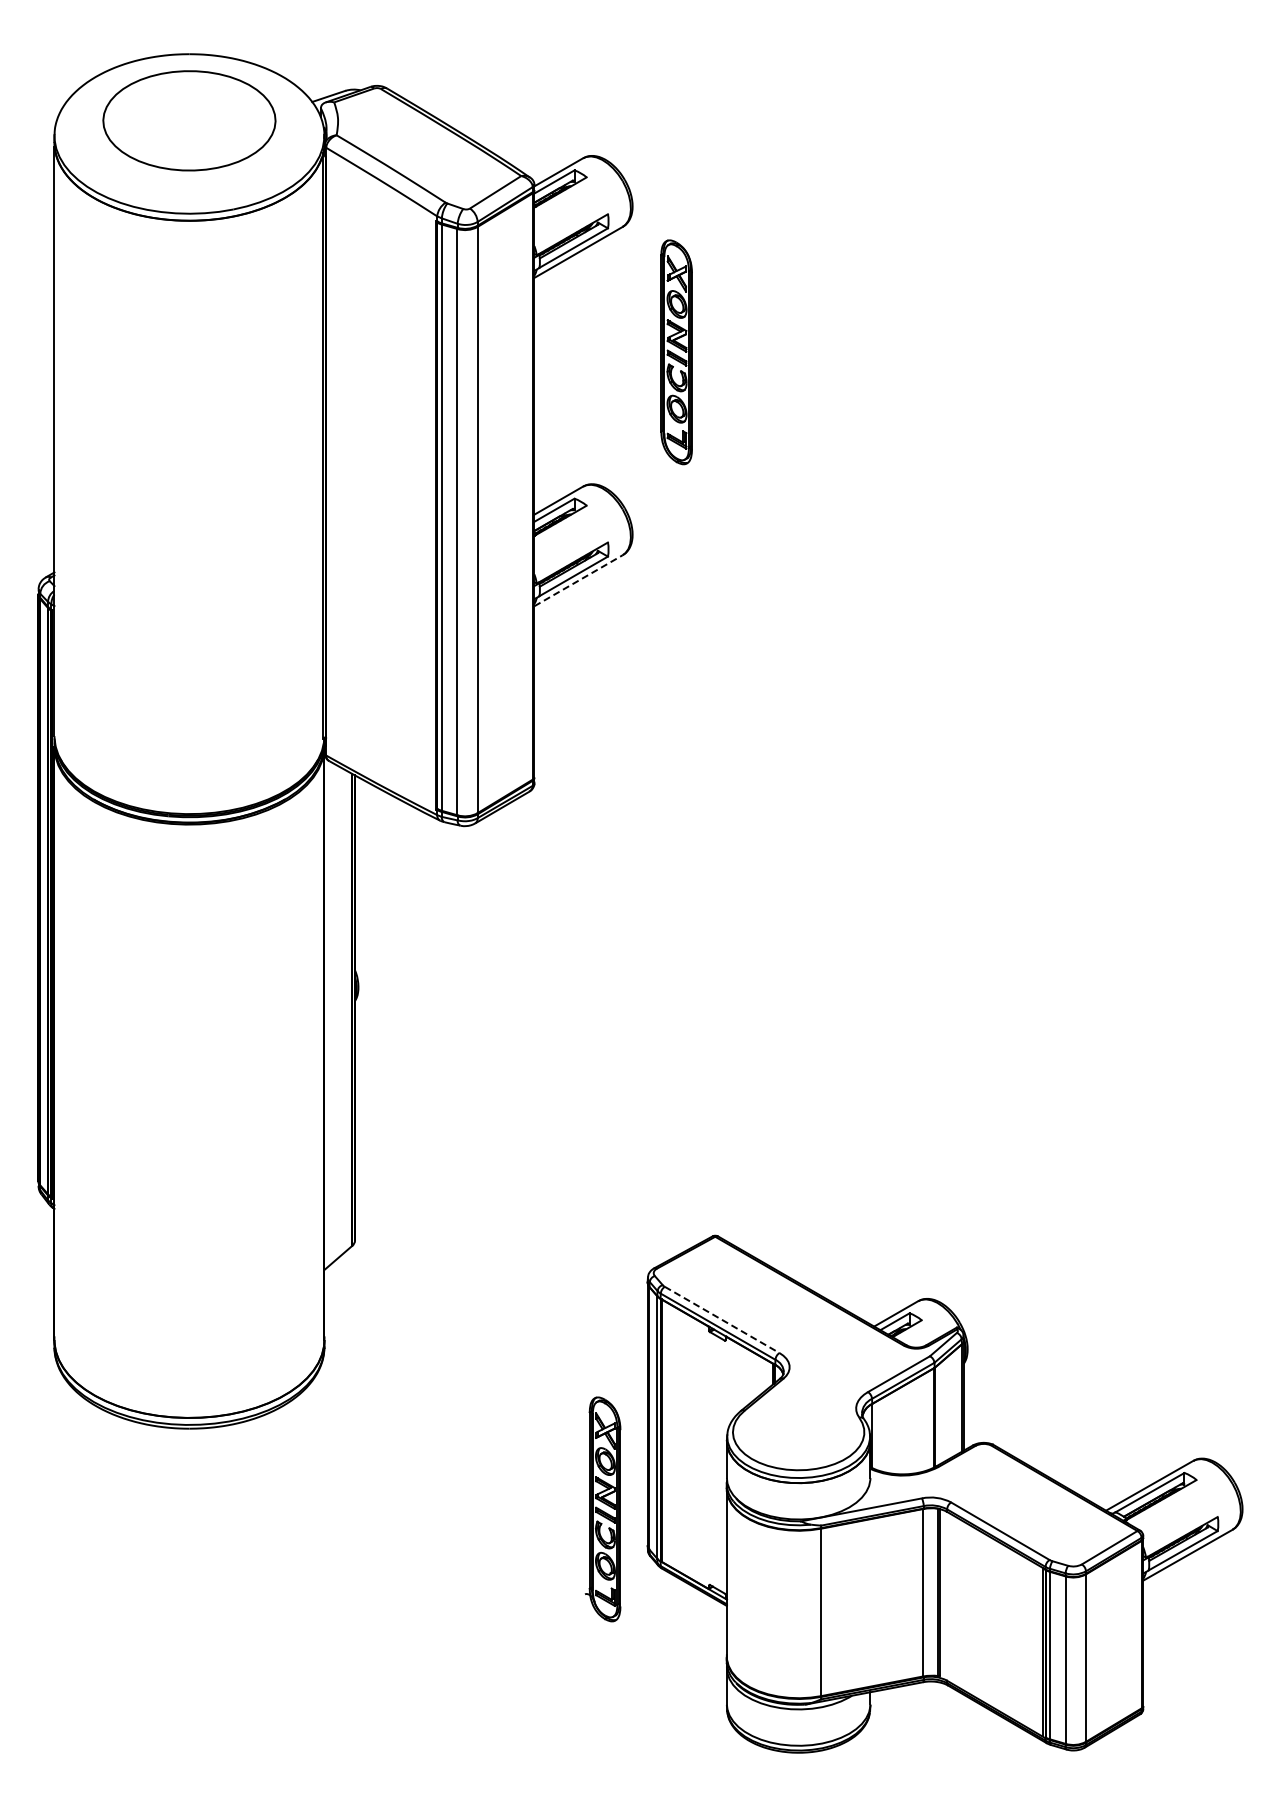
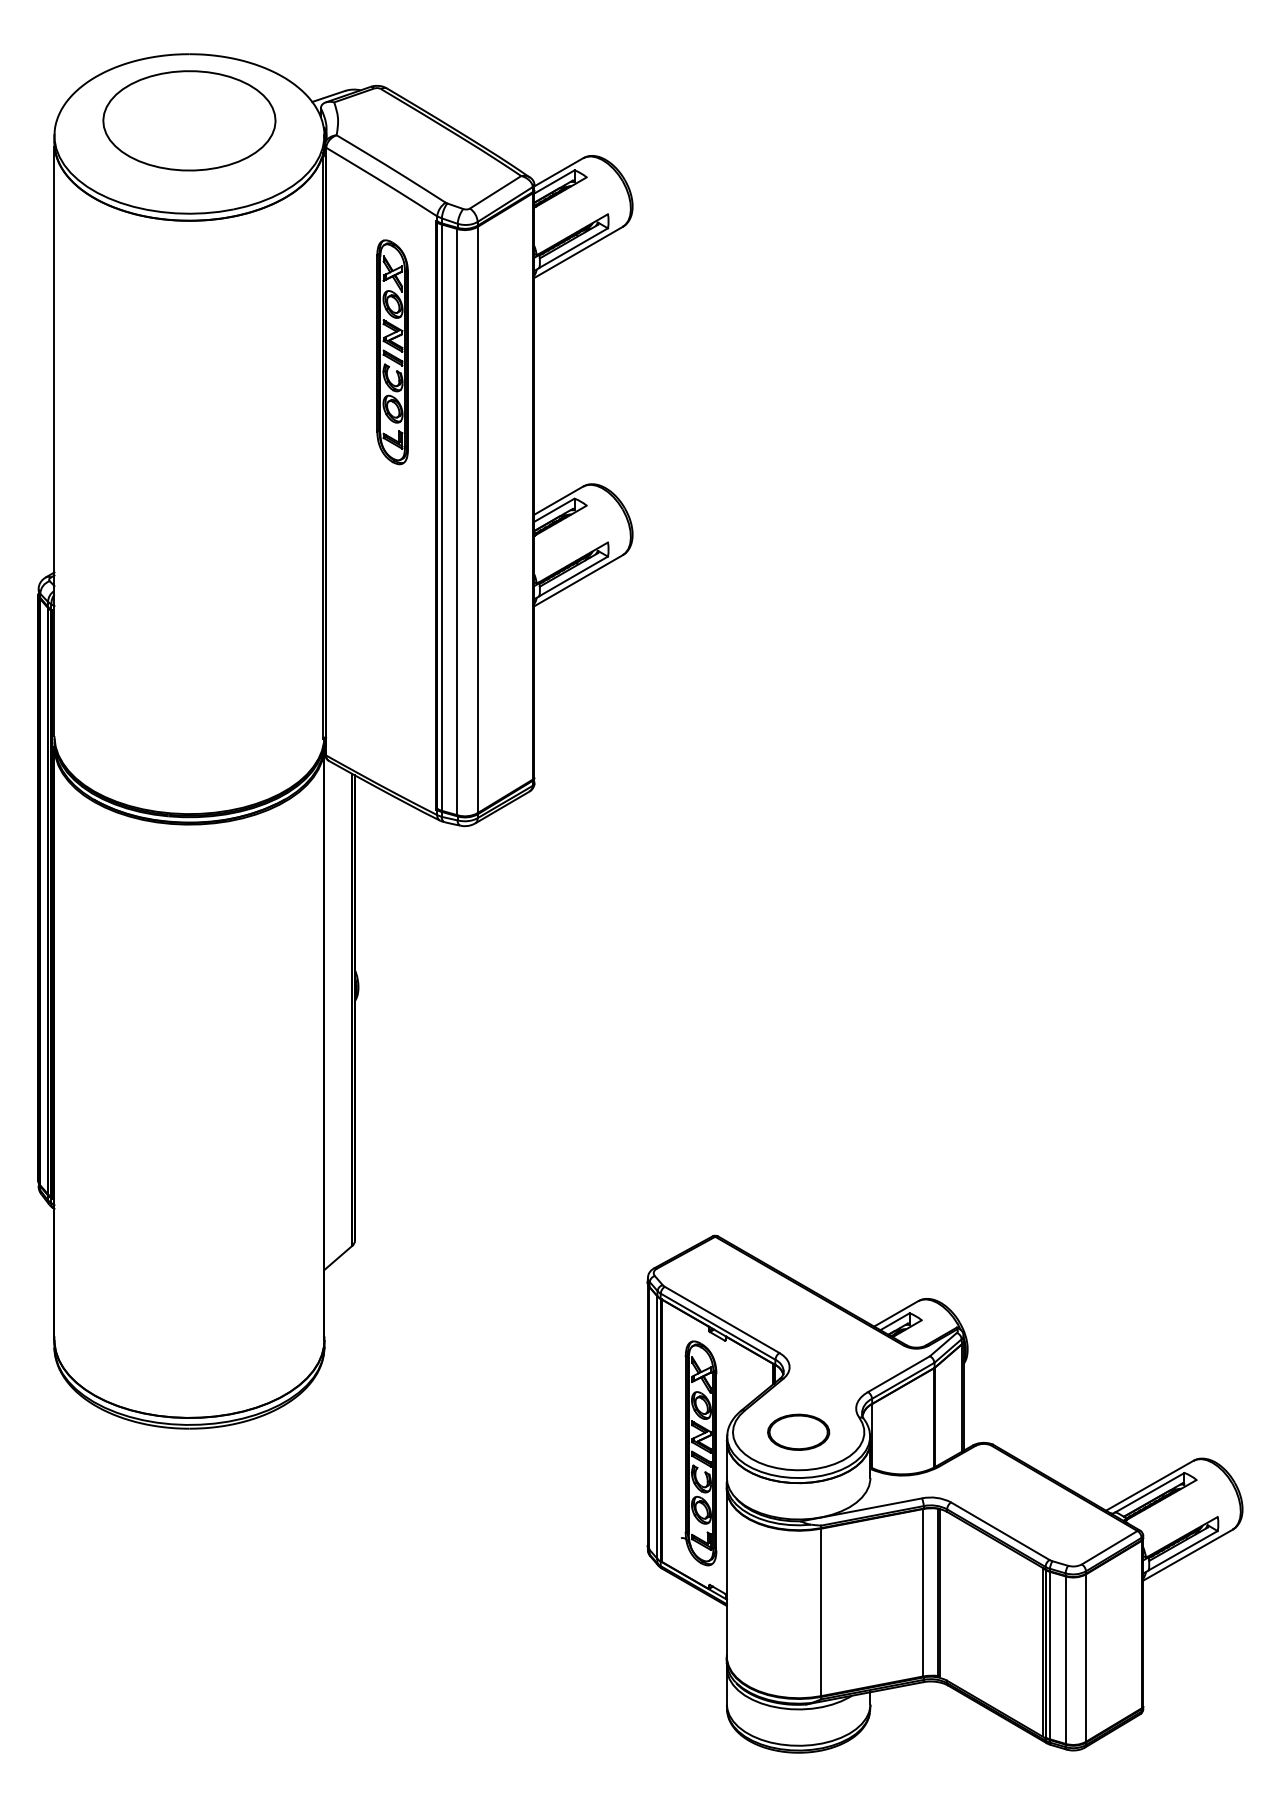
part position: (676, 352) -> (392, 352) (392, 352)
line: dashed -> solid (579, 580)
line: dashed -> solid (722, 1320)
part: none -> present (798, 1431)
part position: (602, 1509) -> (698, 1453) (698, 1453)
